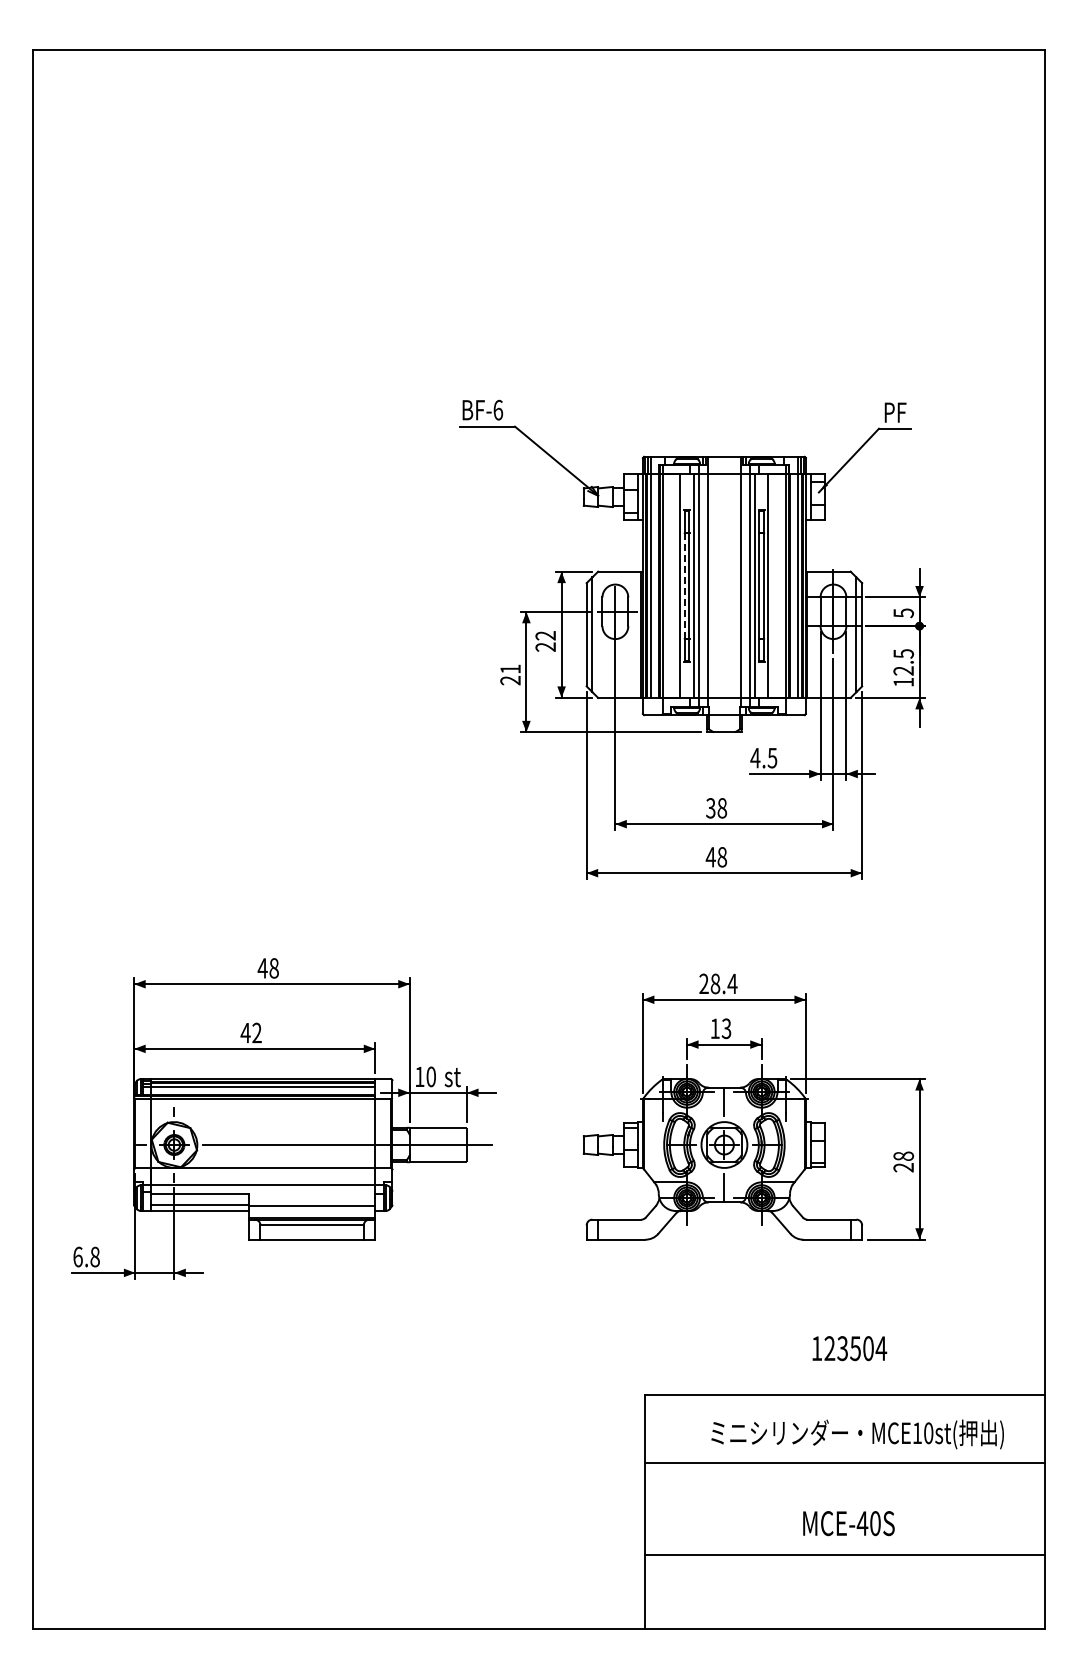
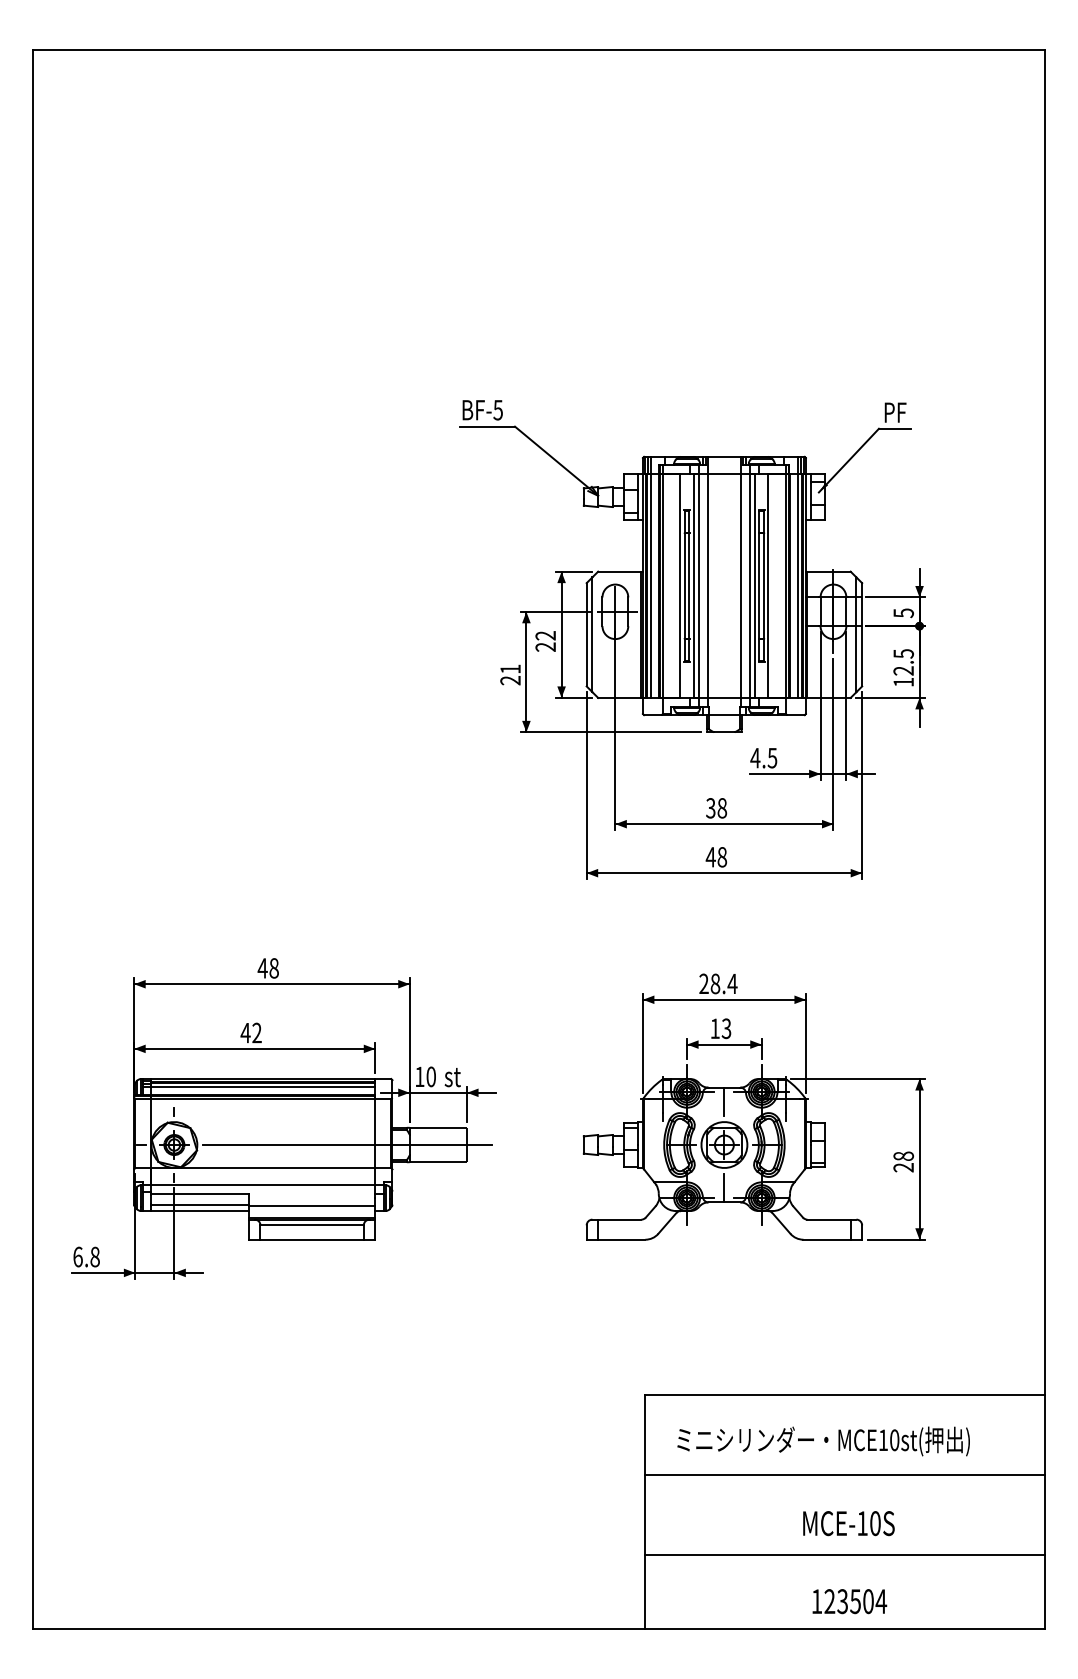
text: BF-6 -> BF-5 (498, 409)
line: dashed -> solid (684, 586)
text position: (849, 1348) -> (849, 1601) (849, 1601)
text position: (857, 1434) -> (823, 1441) (823, 1441)
line position: (845, 1463) -> (845, 1475) (845, 1475)
text: MCE-40S -> MCE-10S (862, 1523)
